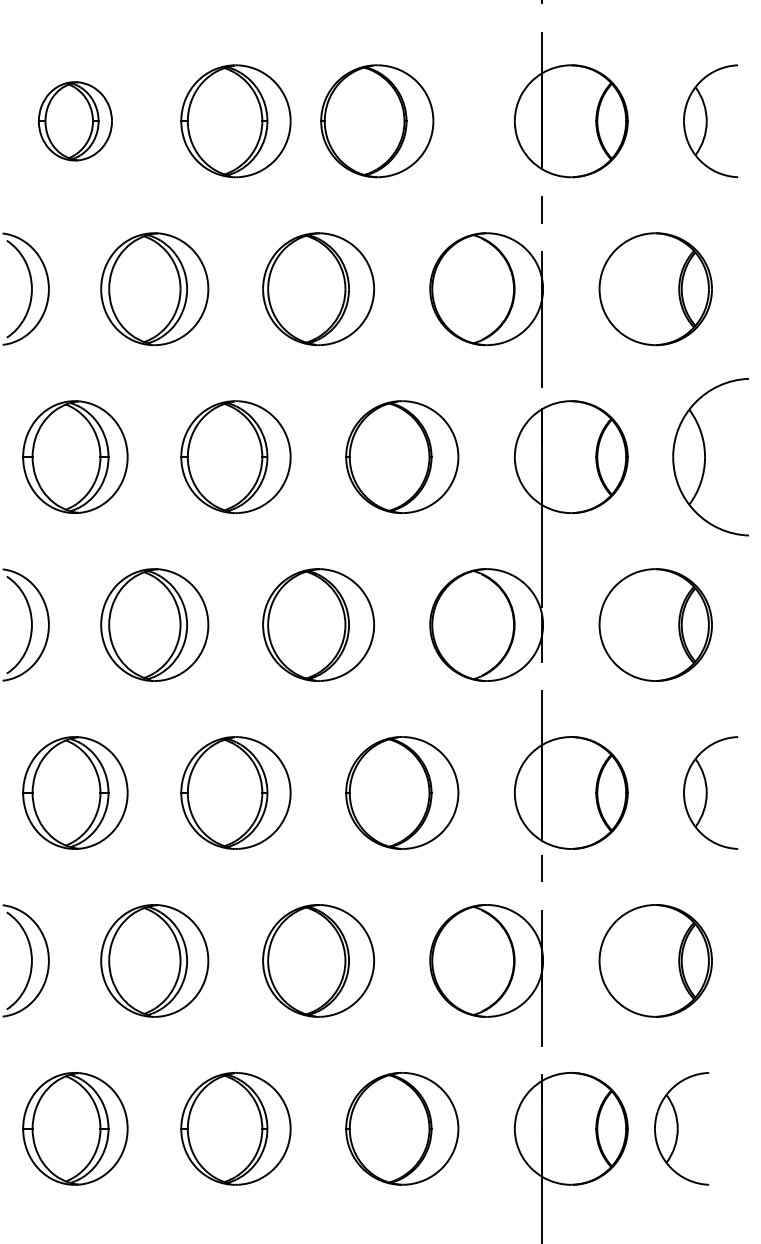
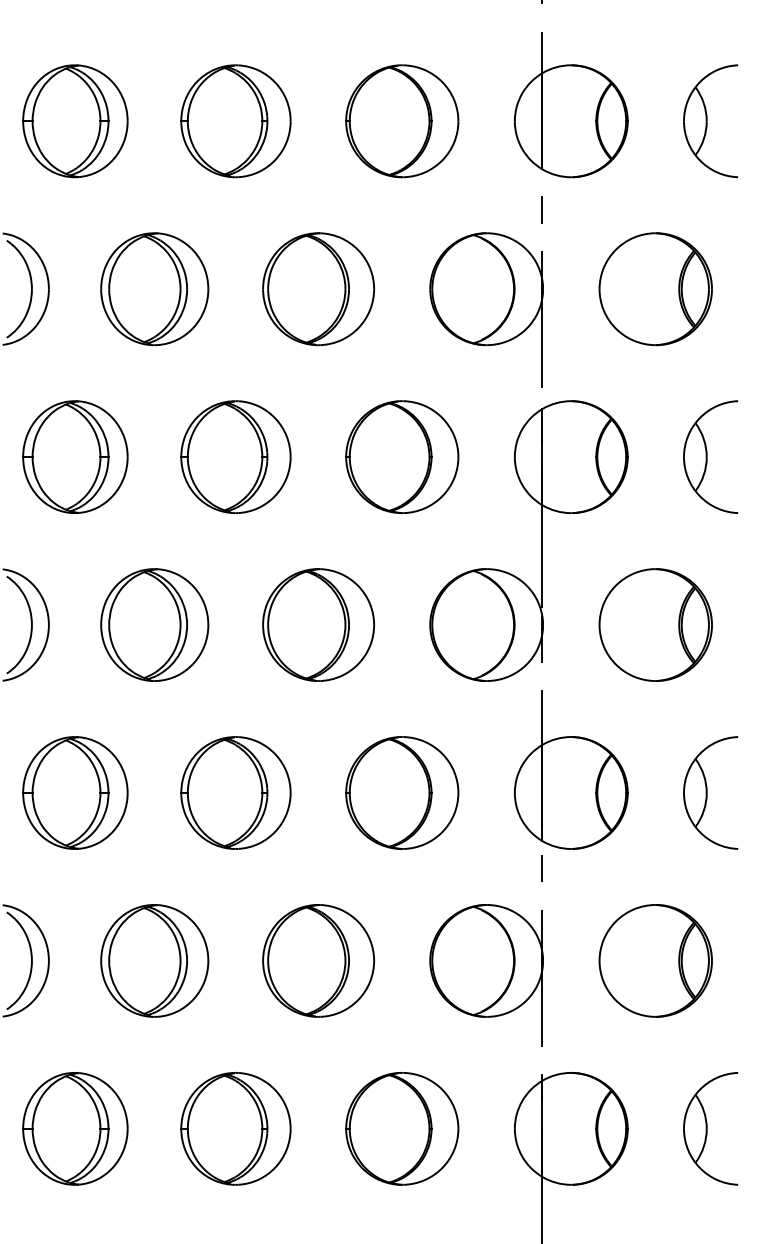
part size: 75x81 px -> 107x115 px (75, 121)
part position: (377, 121) -> (402, 121) (402, 121)
part size: 77x159 px -> 56x114 px (710, 456)
part position: (681, 1128) -> (710, 1128) (710, 1128)
